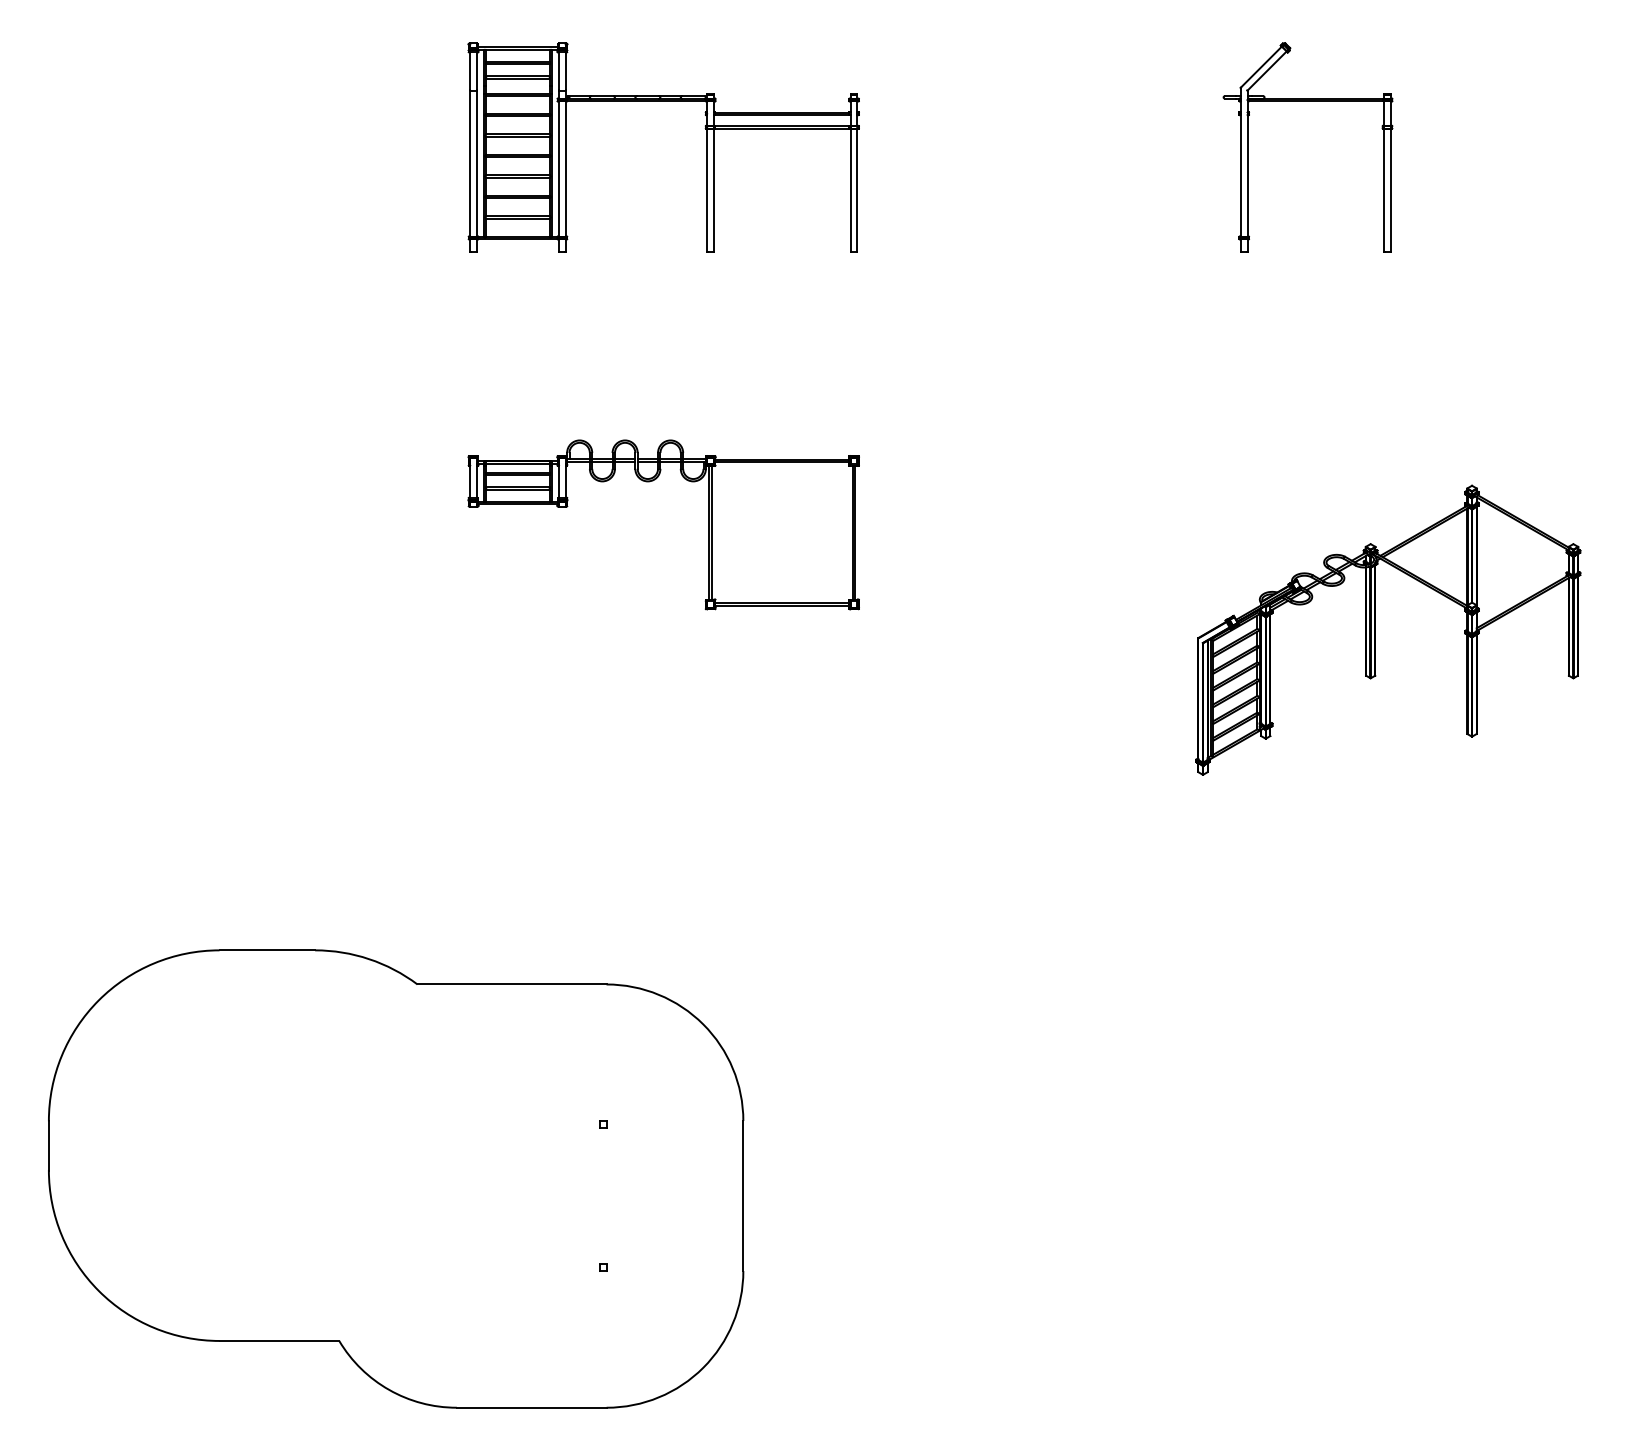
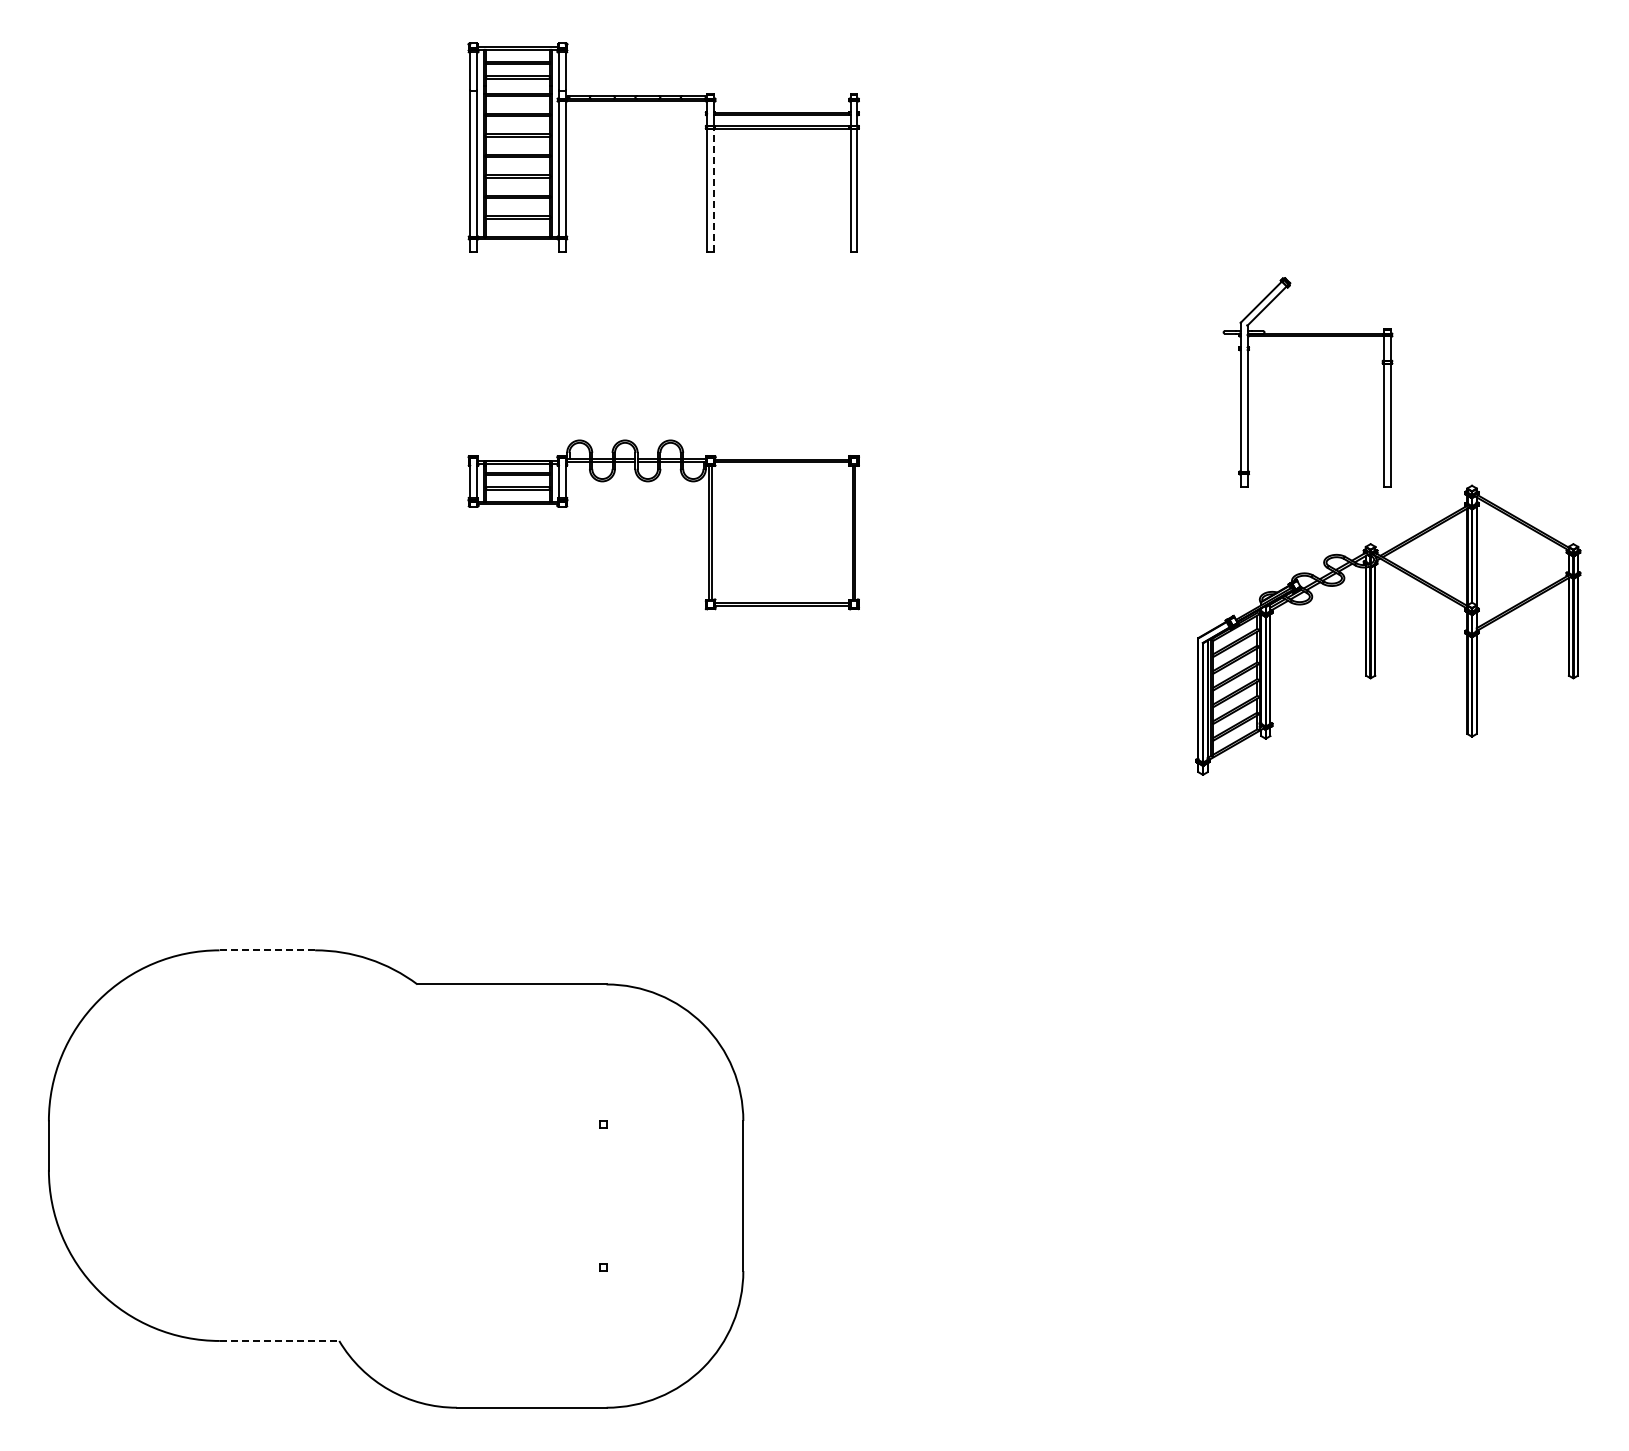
part position: (1307, 101) -> (1307, 336) (1307, 336)
line: solid -> dashed (714, 189)
line: solid -> dashed (267, 950)
line: solid -> dashed (279, 1340)
